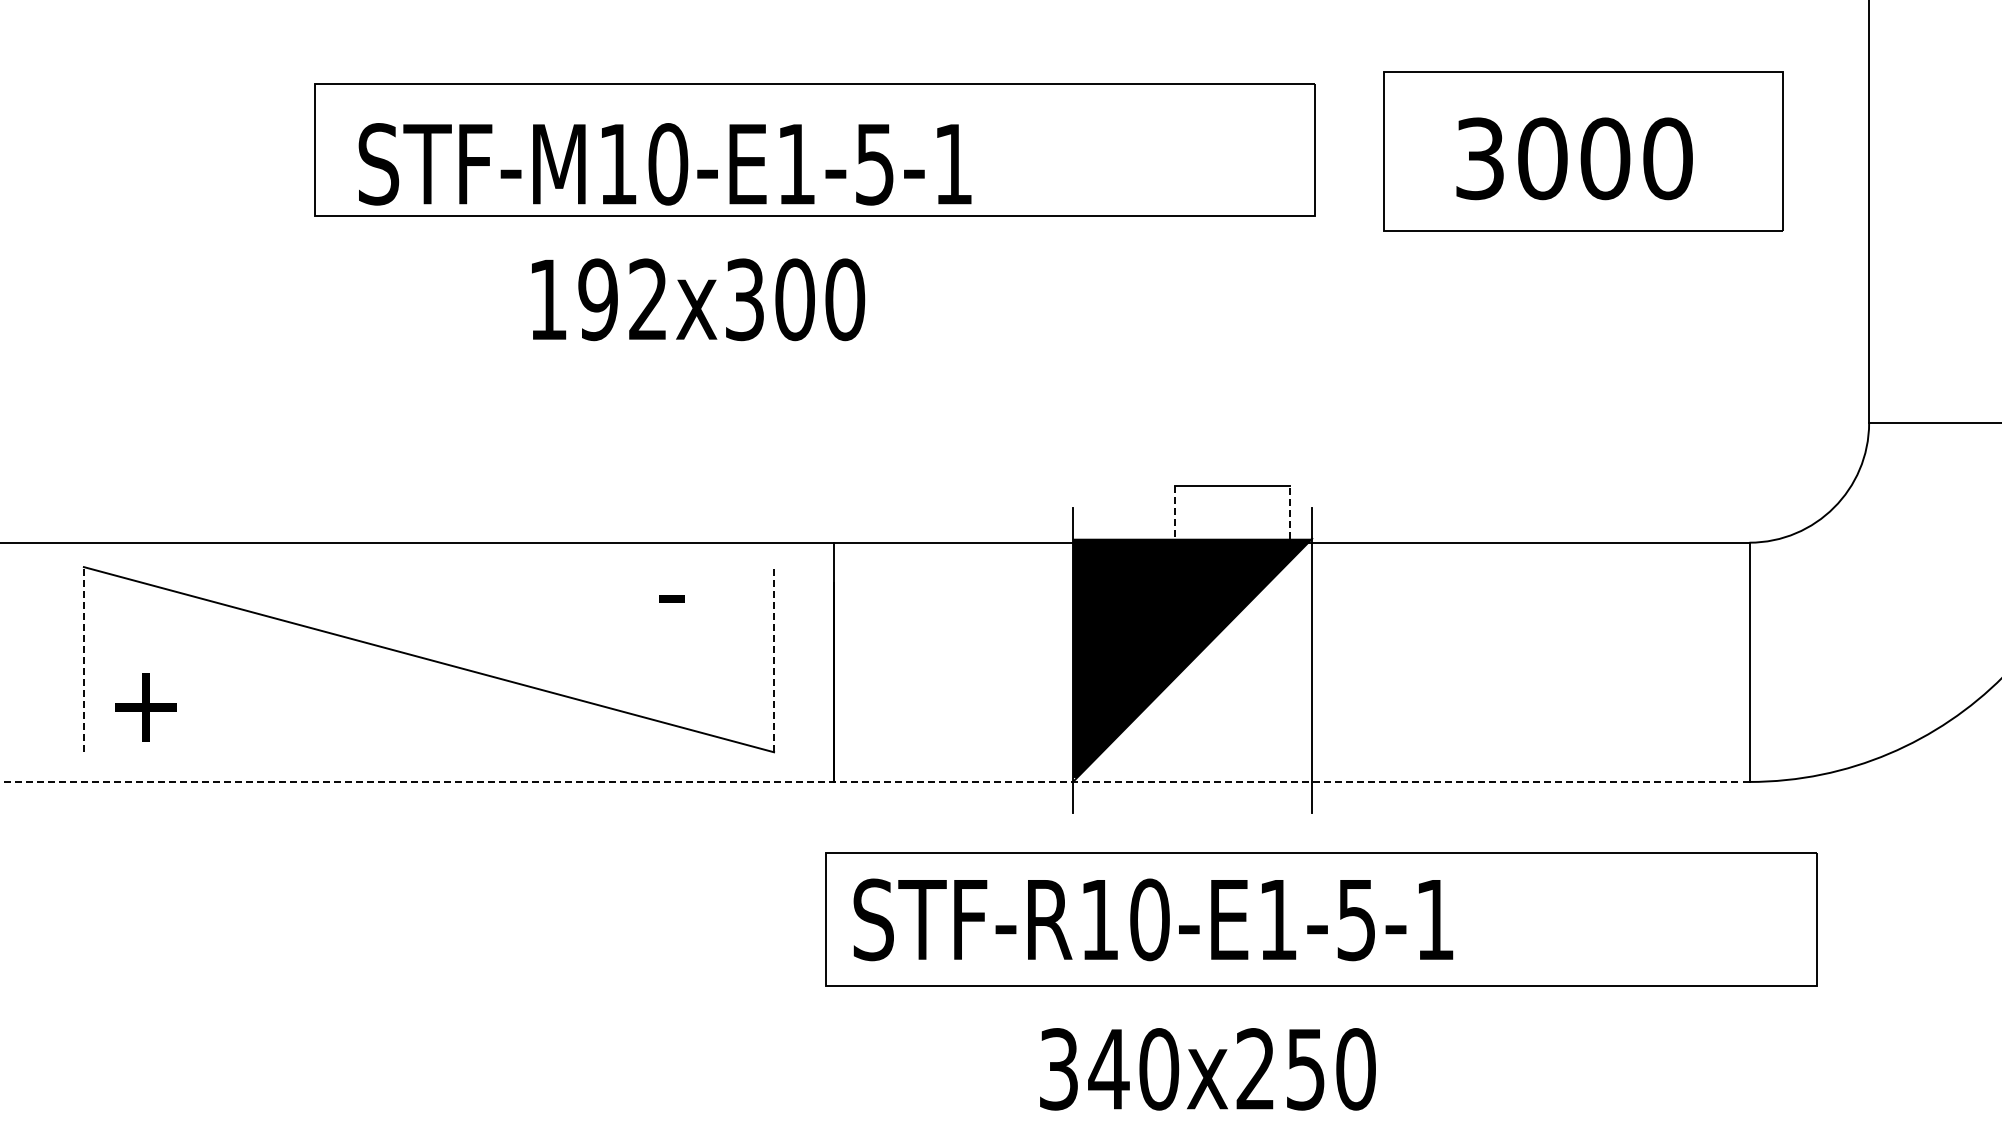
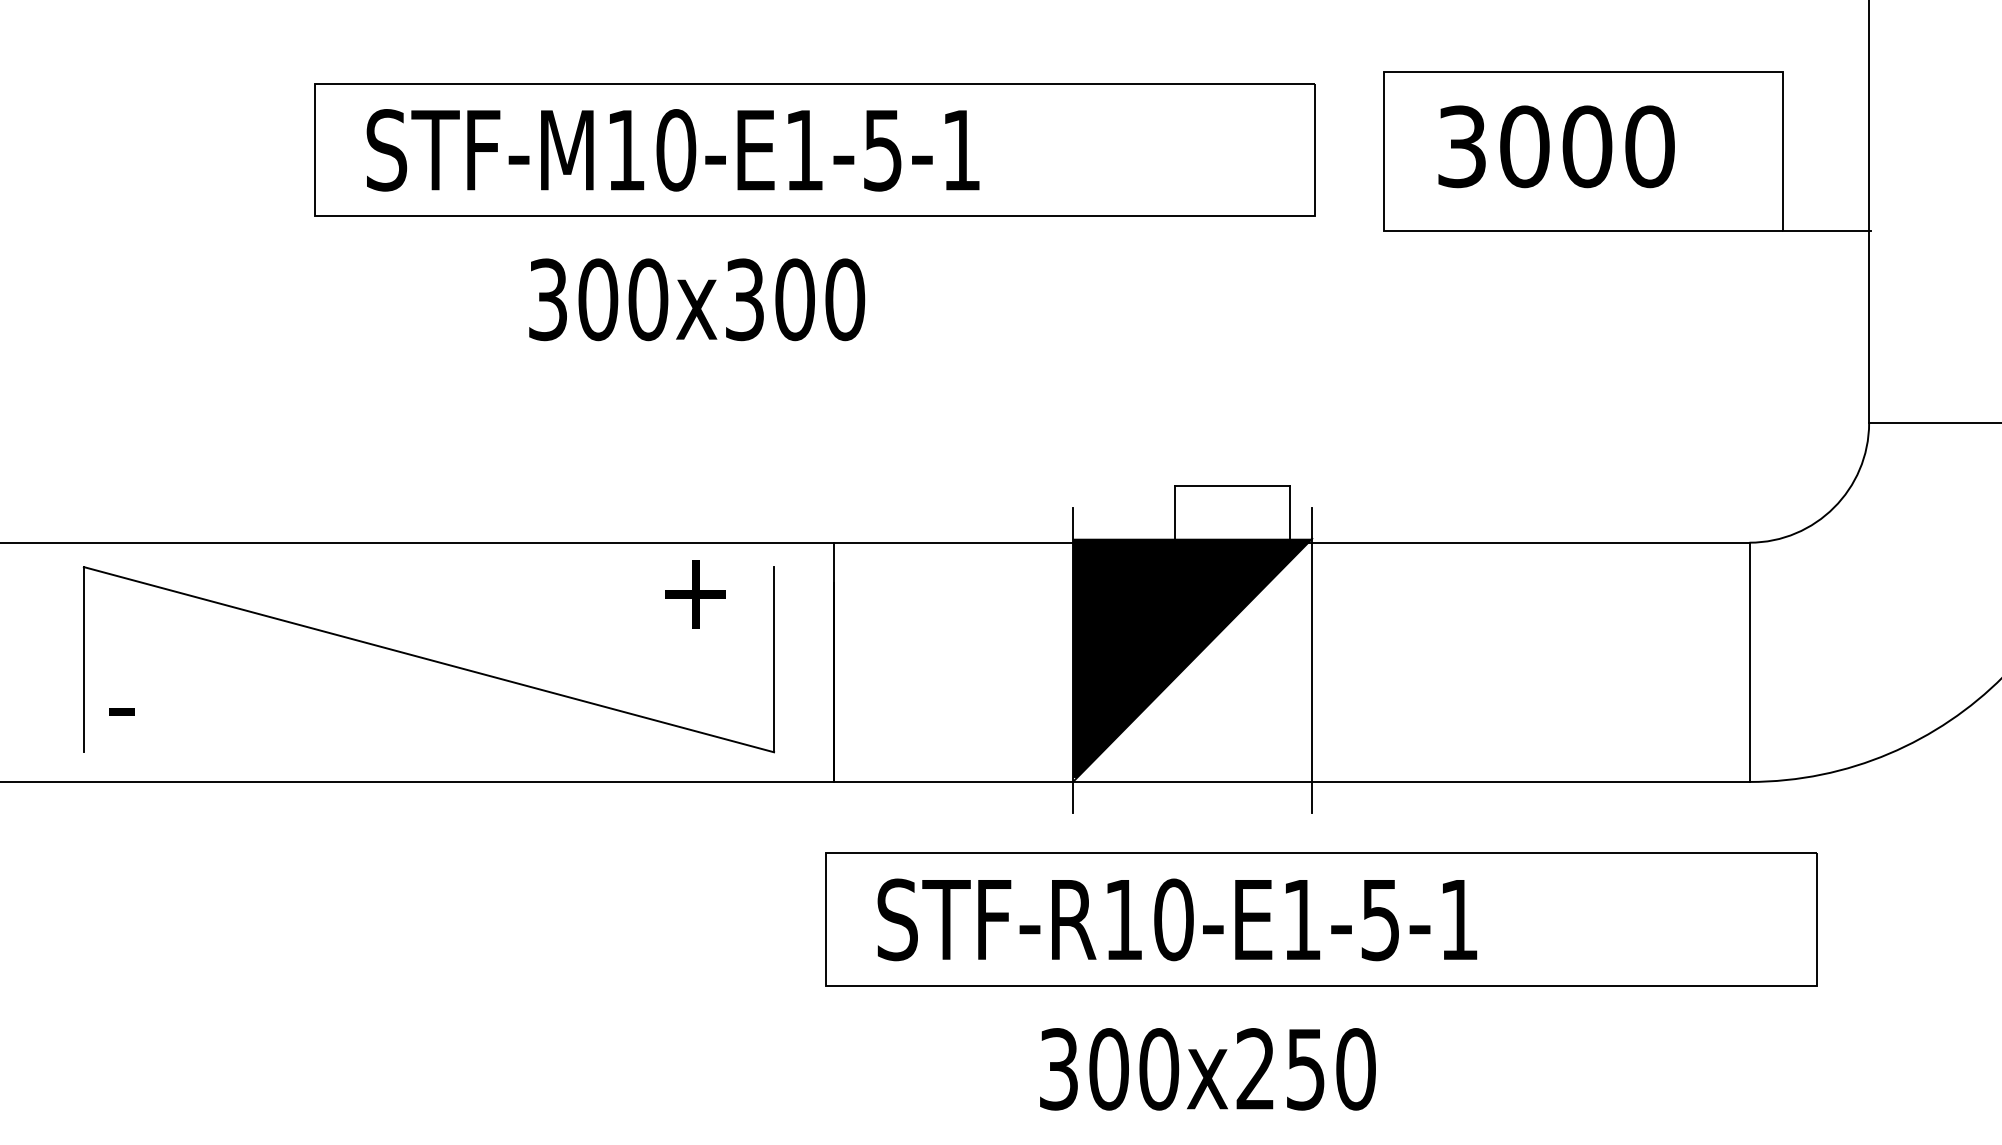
text position: (1574, 158) -> (1556, 146) (1556, 146)
text position: (664, 164) -> (672, 150) (672, 150)
line: none -> present (1826, 231)
text: 192x300 -> 300x300 (598, 299)
line: dashed -> solid (1290, 511)
line: dashed -> solid (1174, 512)
text: - -> + (692, 594)
line: dashed -> solid (83, 659)
line: dashed -> solid (774, 659)
text: + -> - (142, 707)
line: dashed -> solid (874, 781)
text position: (1153, 919) -> (1177, 919) (1177, 919)
text: 340x250 -> 300x250 (1108, 1069)
